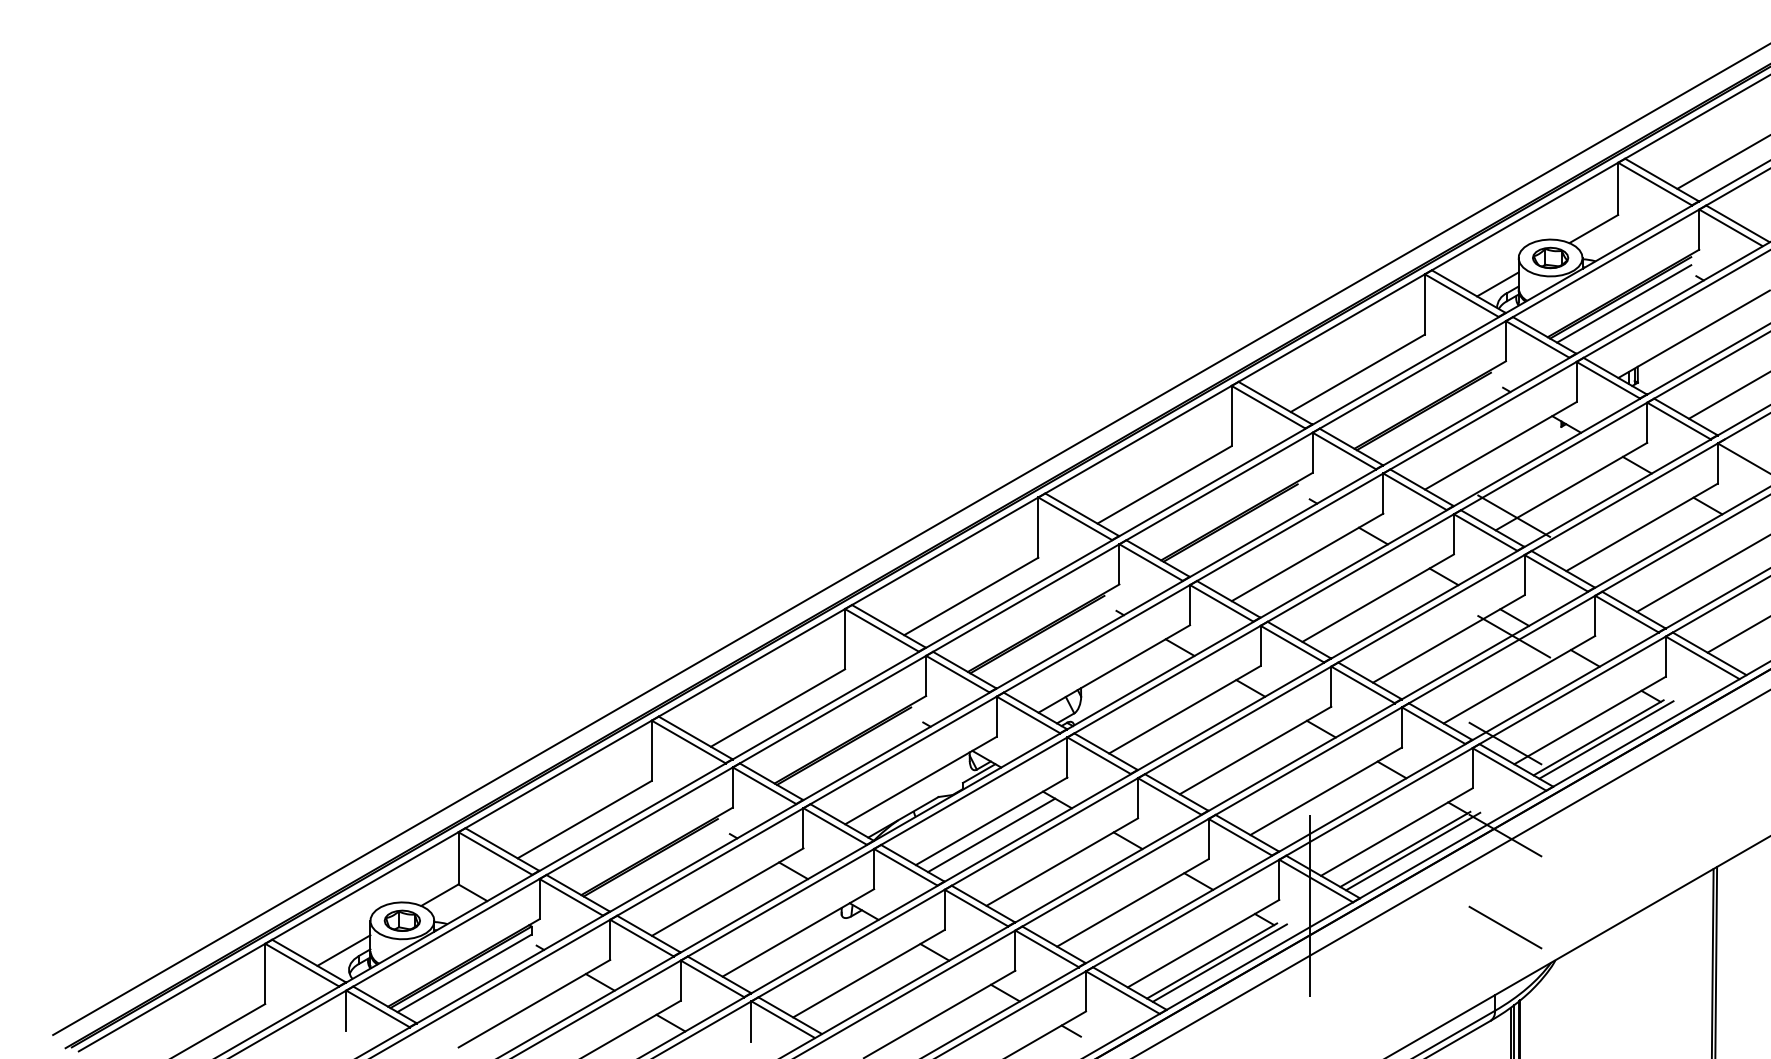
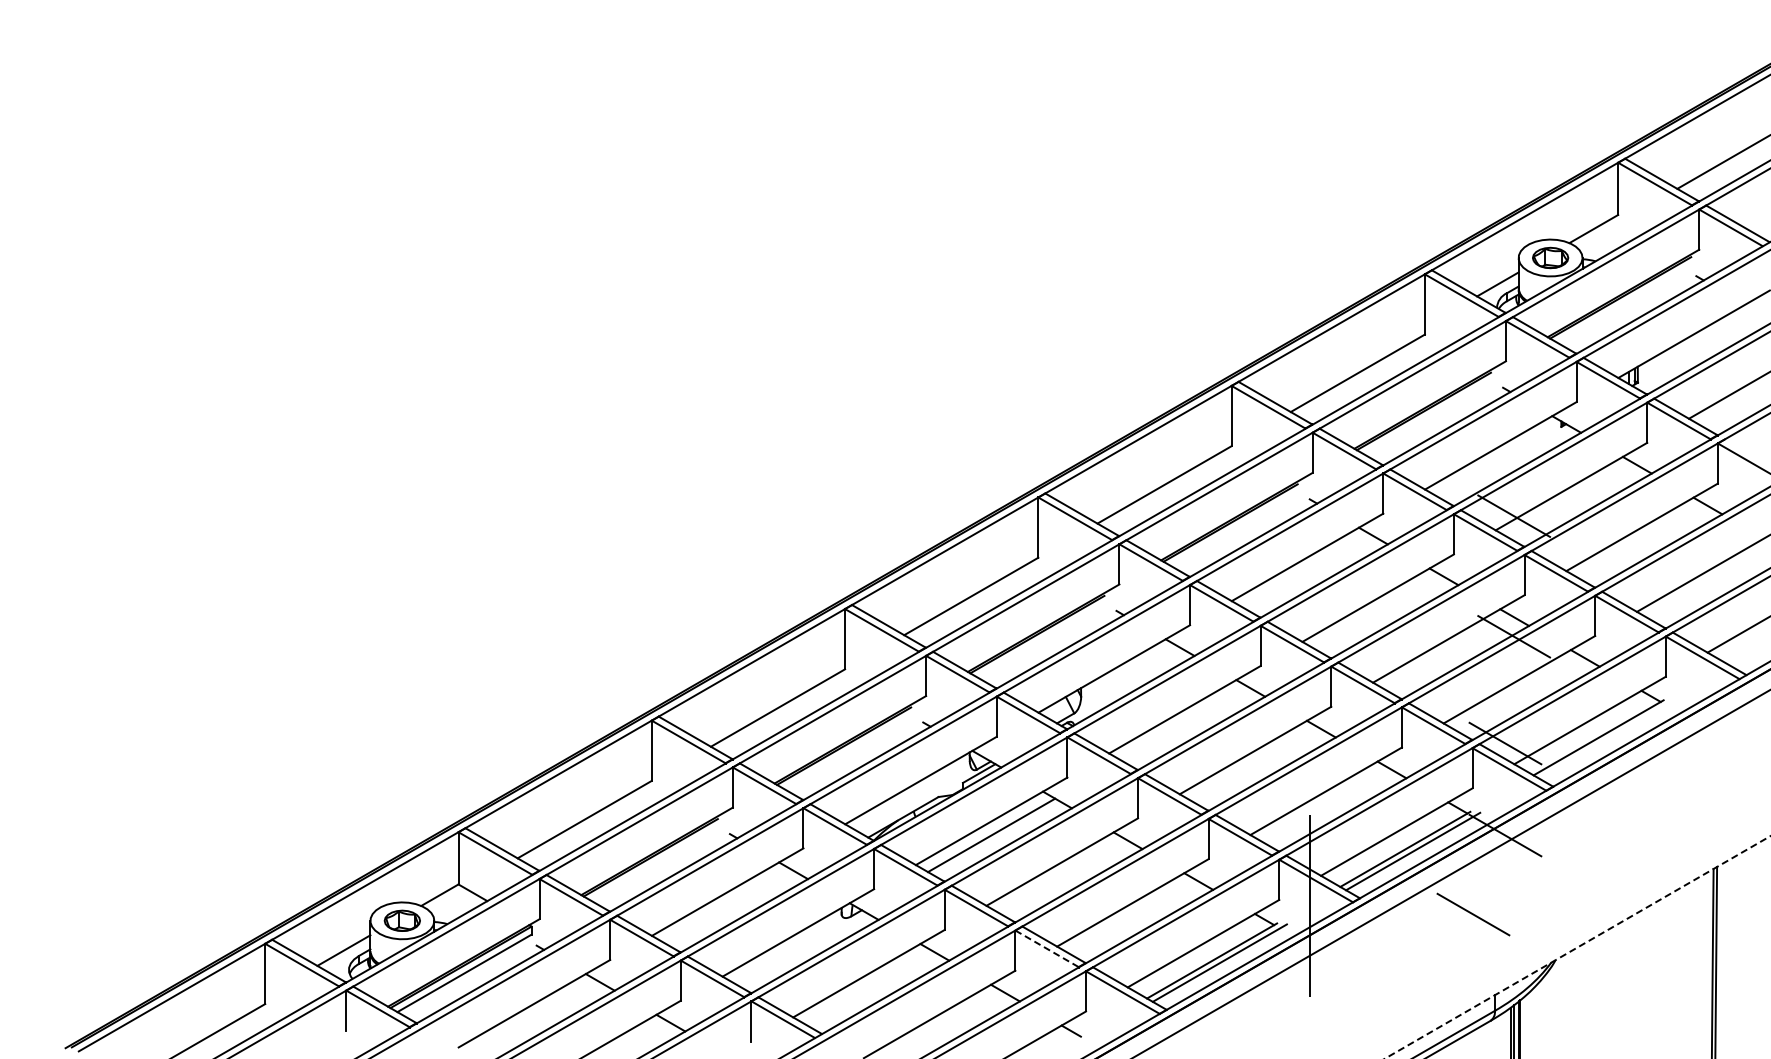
line: present -> none (1624, 303)
line: present -> none (910, 540)
line: present -> none (1606, 739)
line position: (1505, 927) -> (1473, 914) (1473, 914)
line: solid -> dashed (1577, 947)
line: solid -> dashed (1047, 948)
